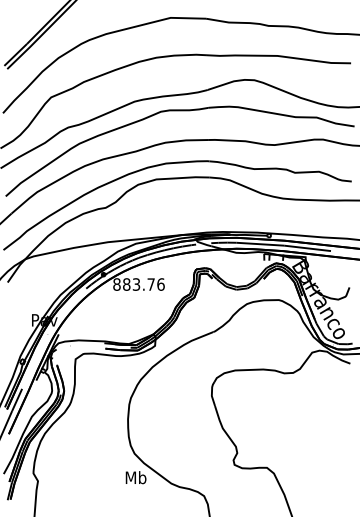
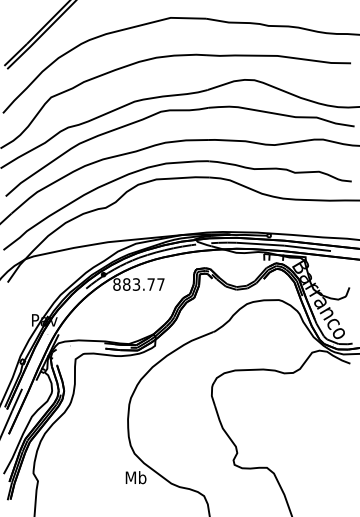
text: 883.76 -> 883.77 (160, 284)
